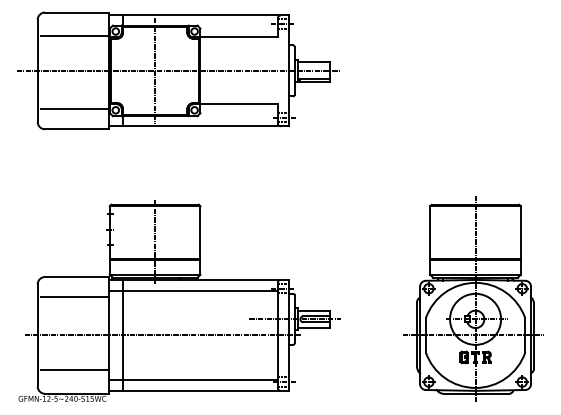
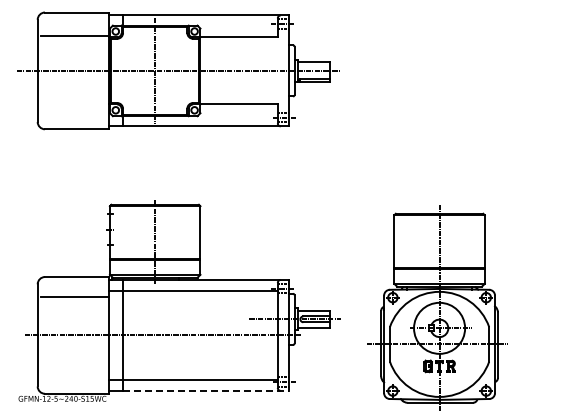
line: present -> none (75, 108)
part position: (473, 298) -> (437, 307) (437, 307)
line: present -> none (75, 370)
line: solid -> dashed (206, 390)
